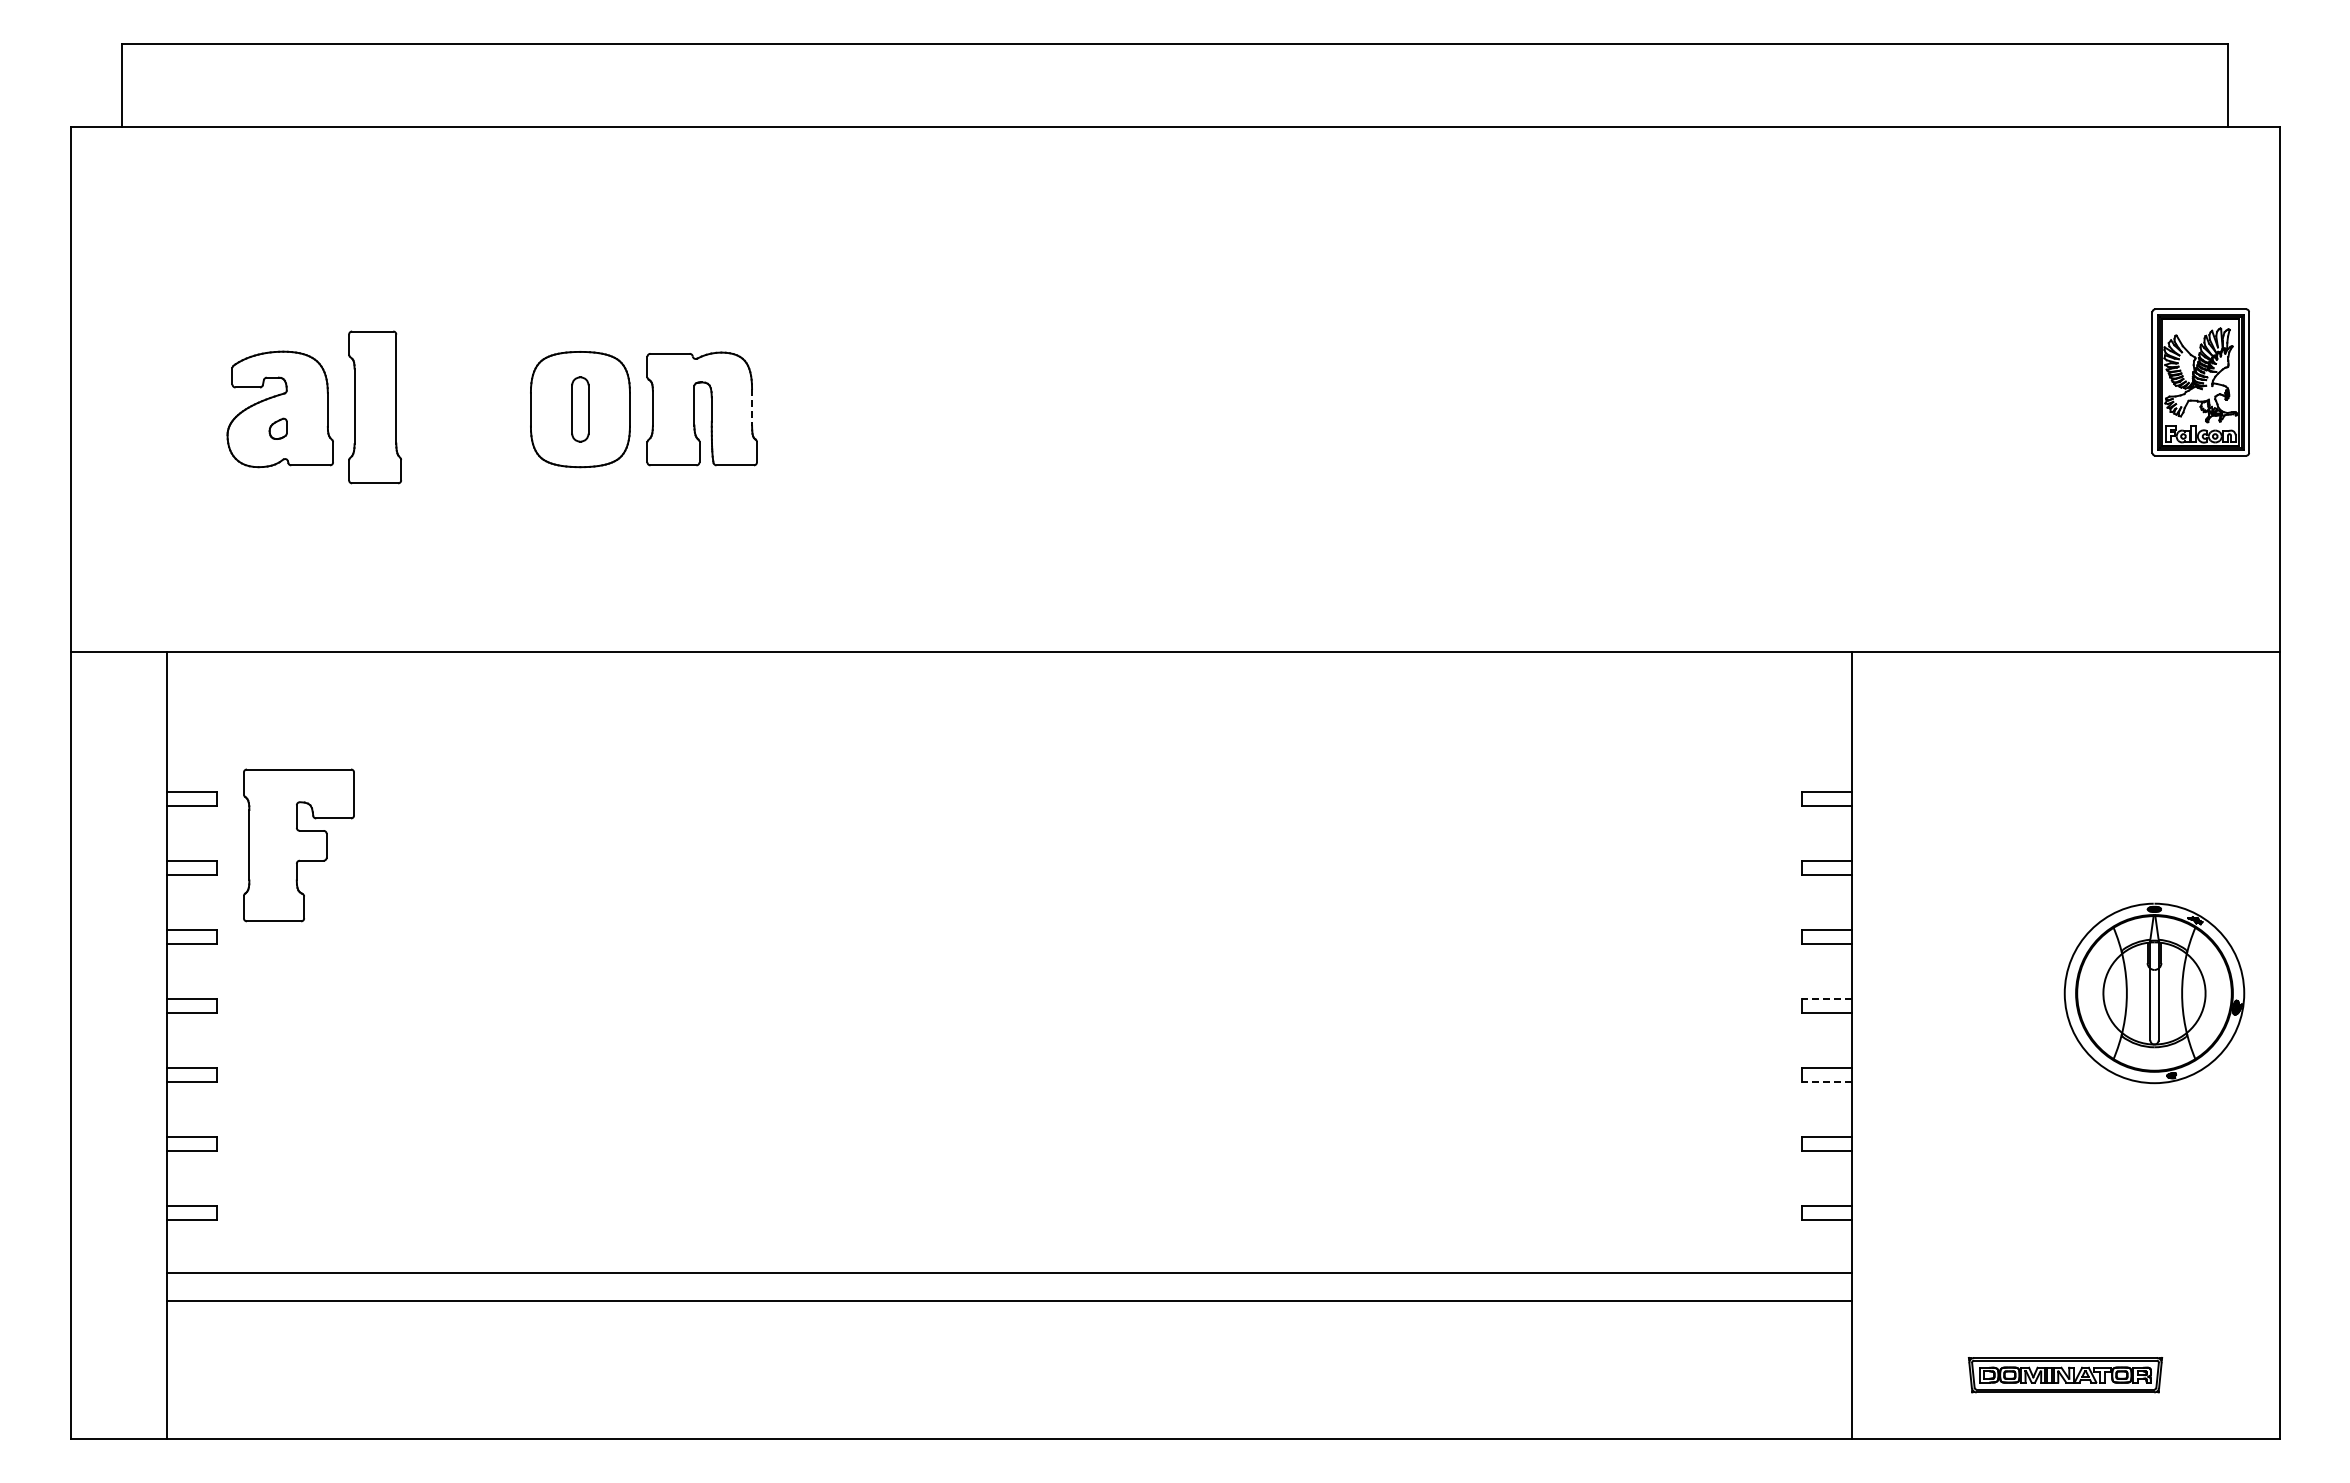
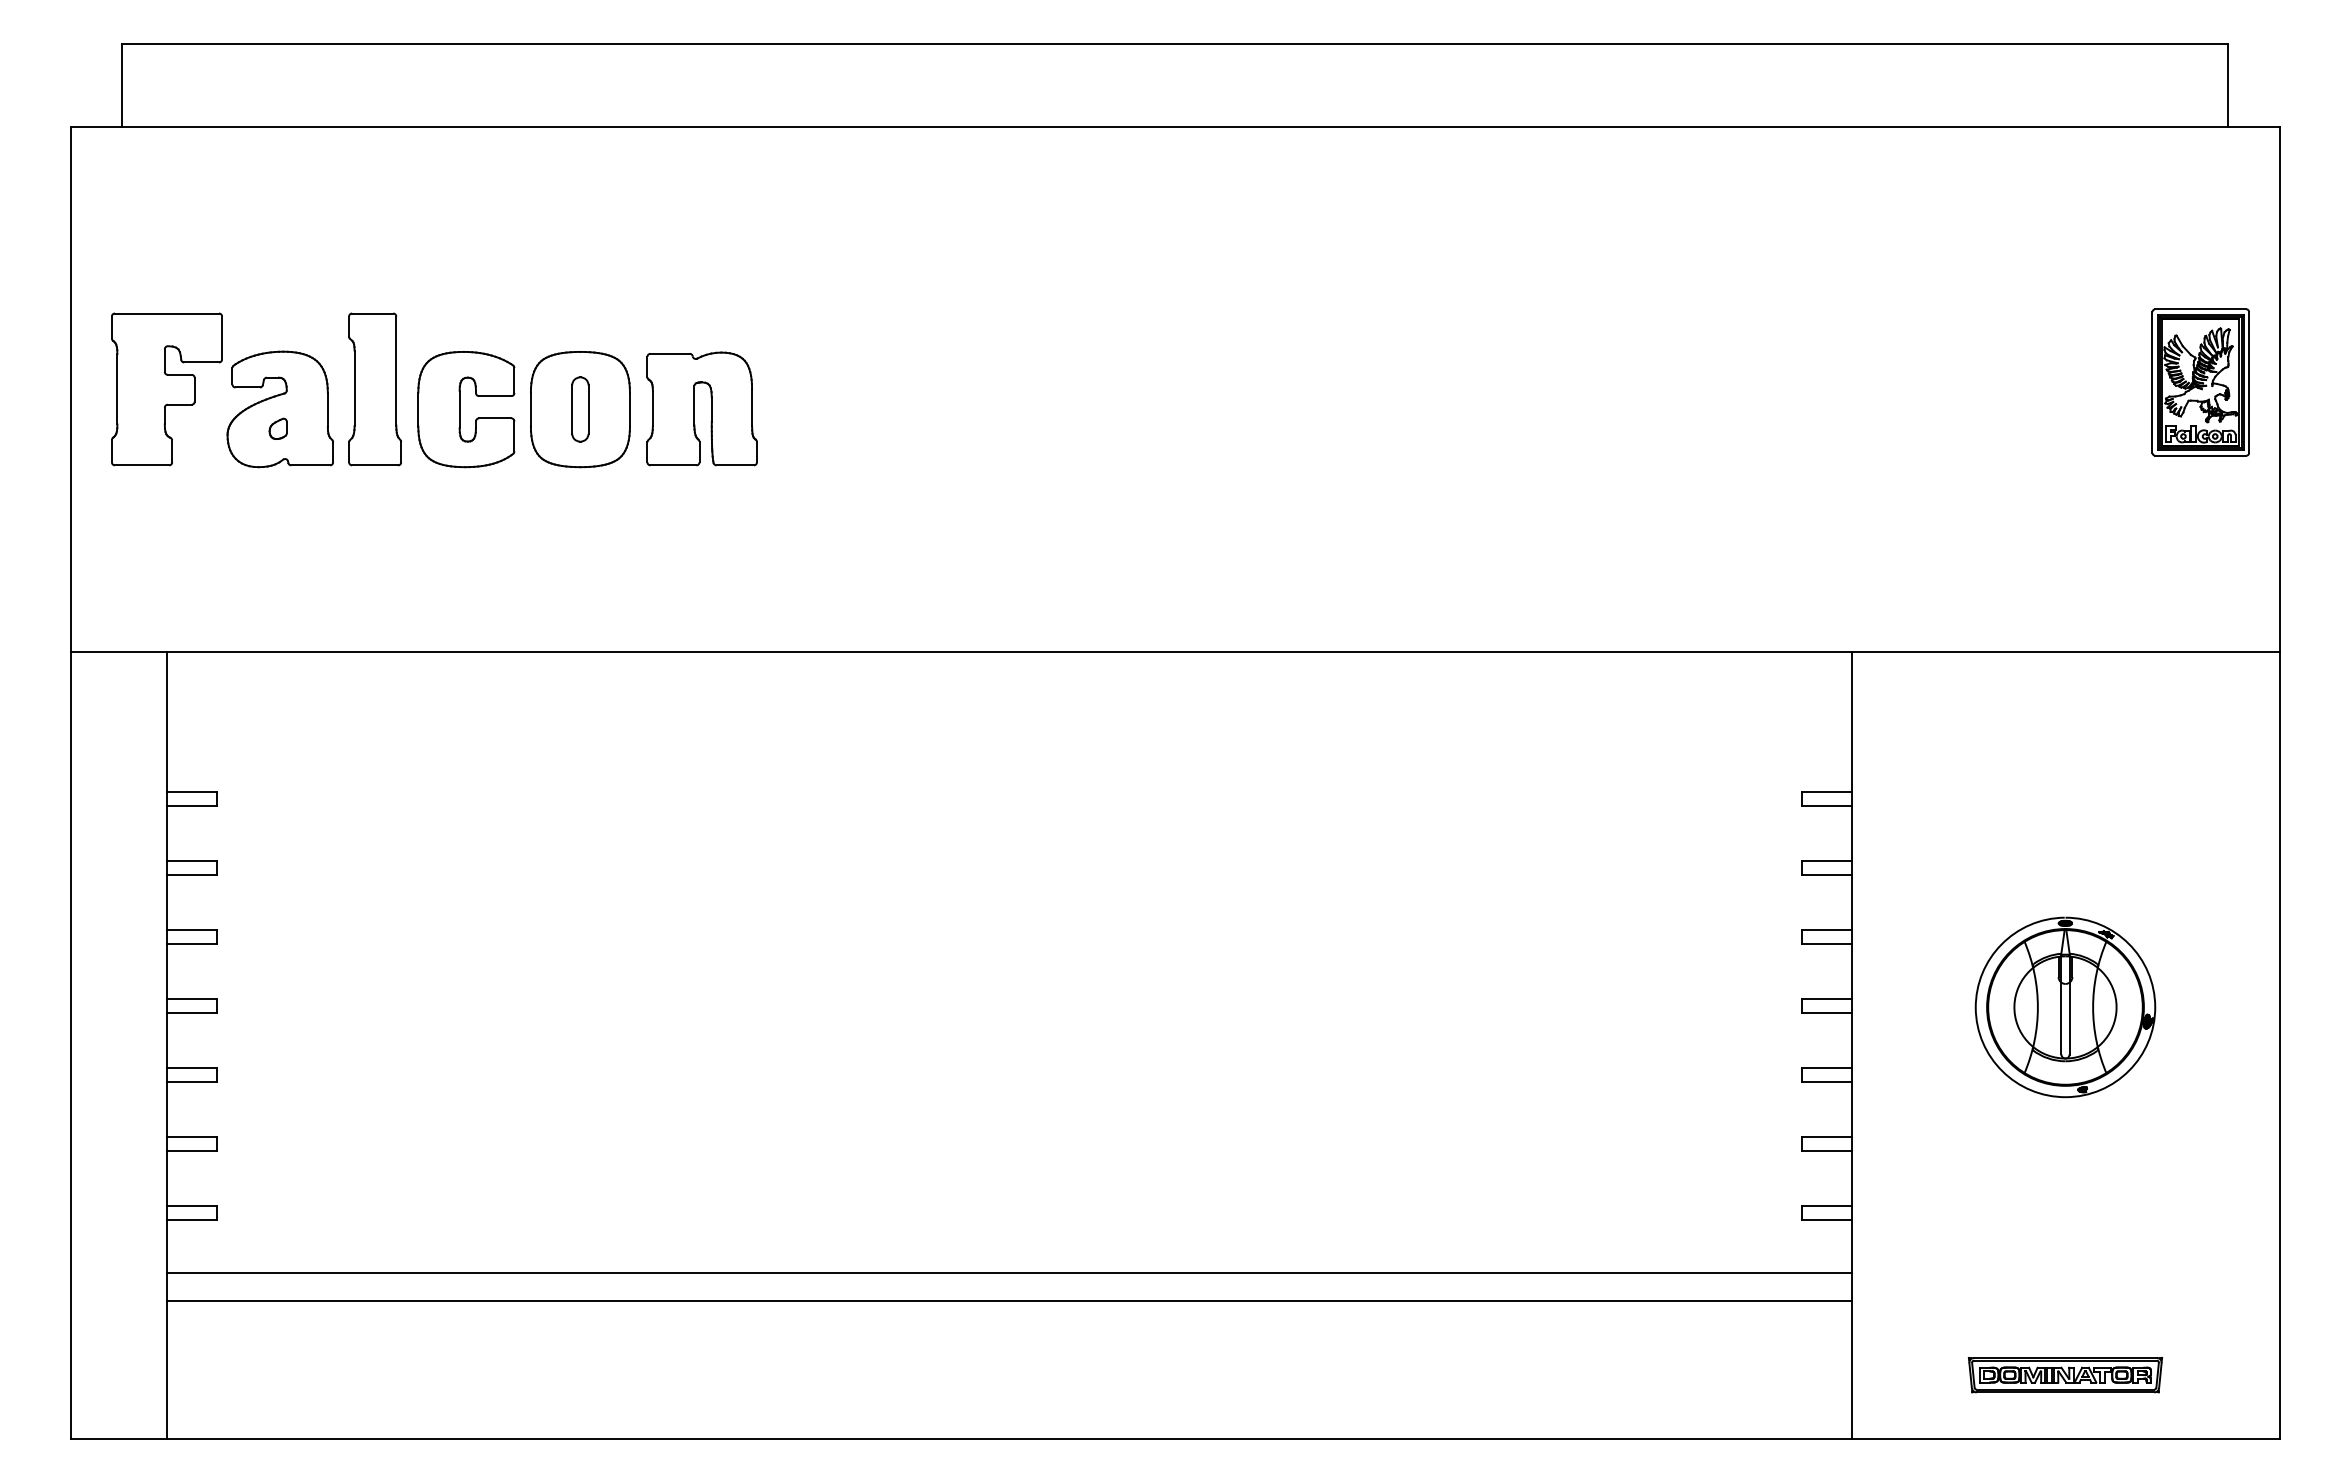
part position: (374, 407) -> (374, 389) (374, 389)
line: dashed -> solid (752, 407)
part: none -> present (466, 409)
part position: (298, 845) -> (166, 389) (166, 389)
part position: (2154, 993) -> (2065, 1007) (2065, 1007)
line: dashed -> solid (1826, 999)
line: dashed -> solid (1826, 1082)
